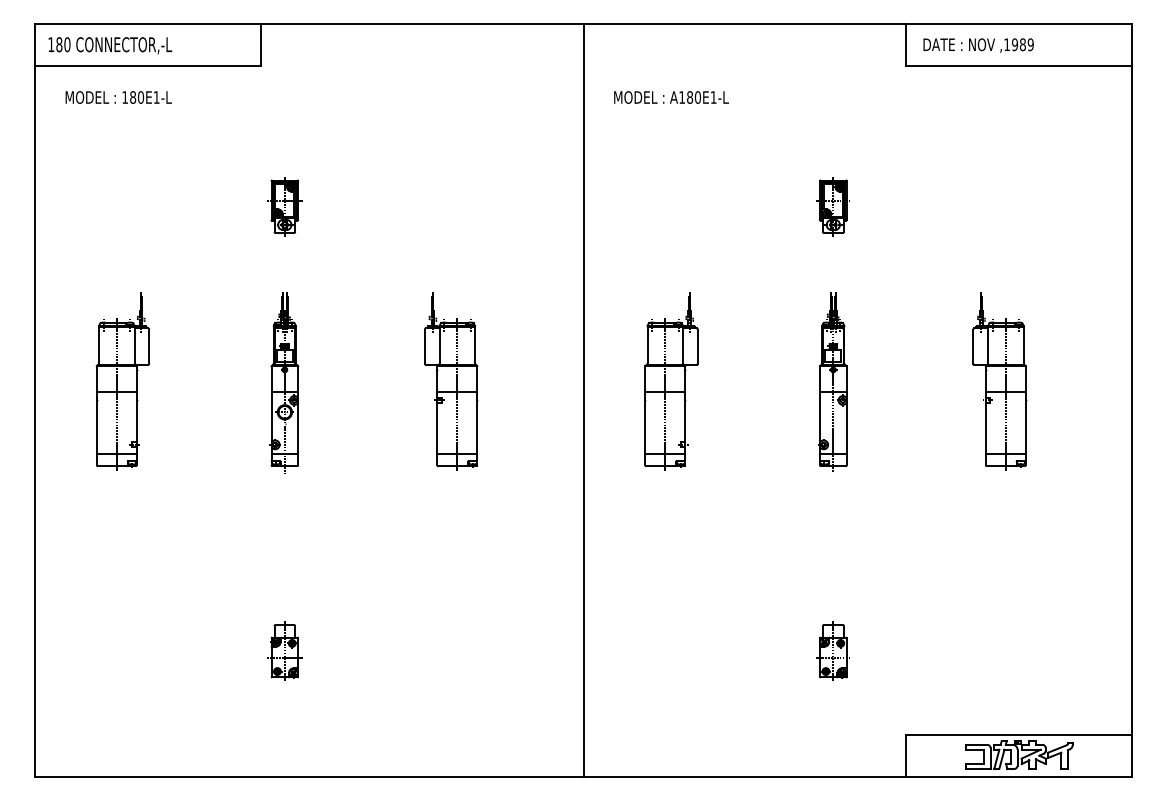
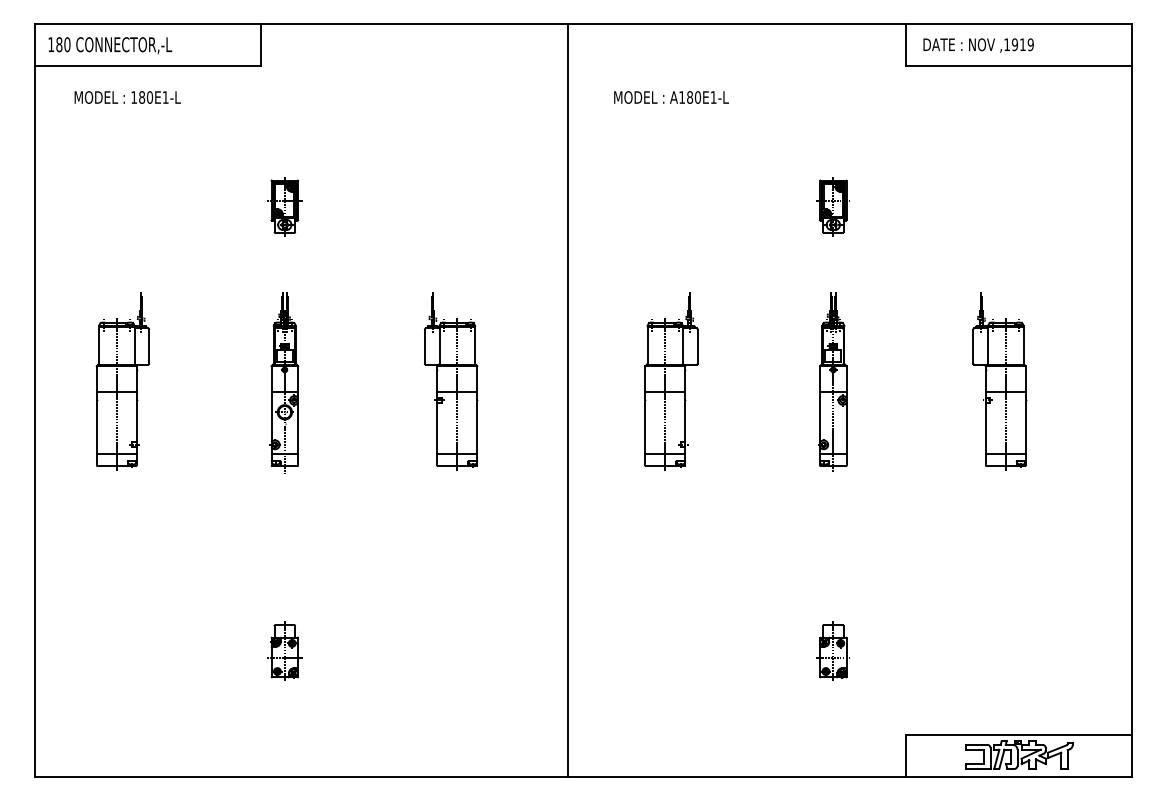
text: ,1989 -> ,1919 (1022, 44)
text position: (118, 97) -> (127, 97) (127, 97)
line position: (583, 400) -> (567, 400) (567, 400)
